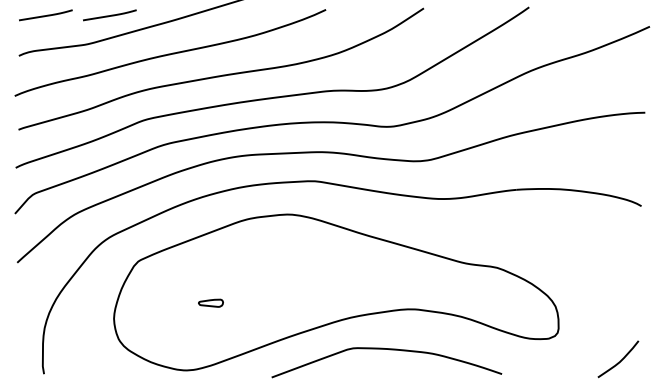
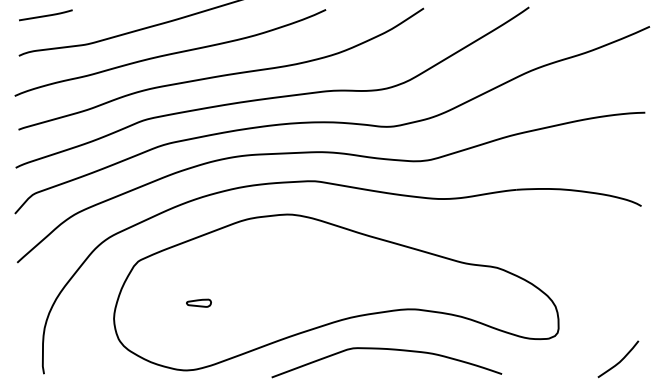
line: present -> none (109, 15)
part position: (210, 302) -> (198, 302) (198, 302)
